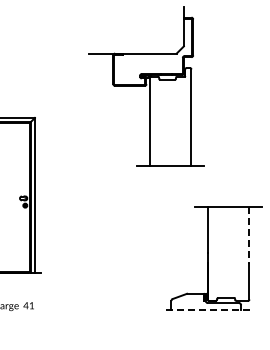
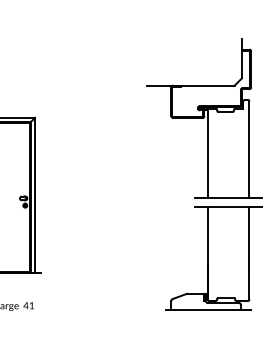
part position: (146, 86) -> (204, 118) (204, 118)
line: dashed -> solid (249, 235)
line: dashed -> solid (208, 310)
